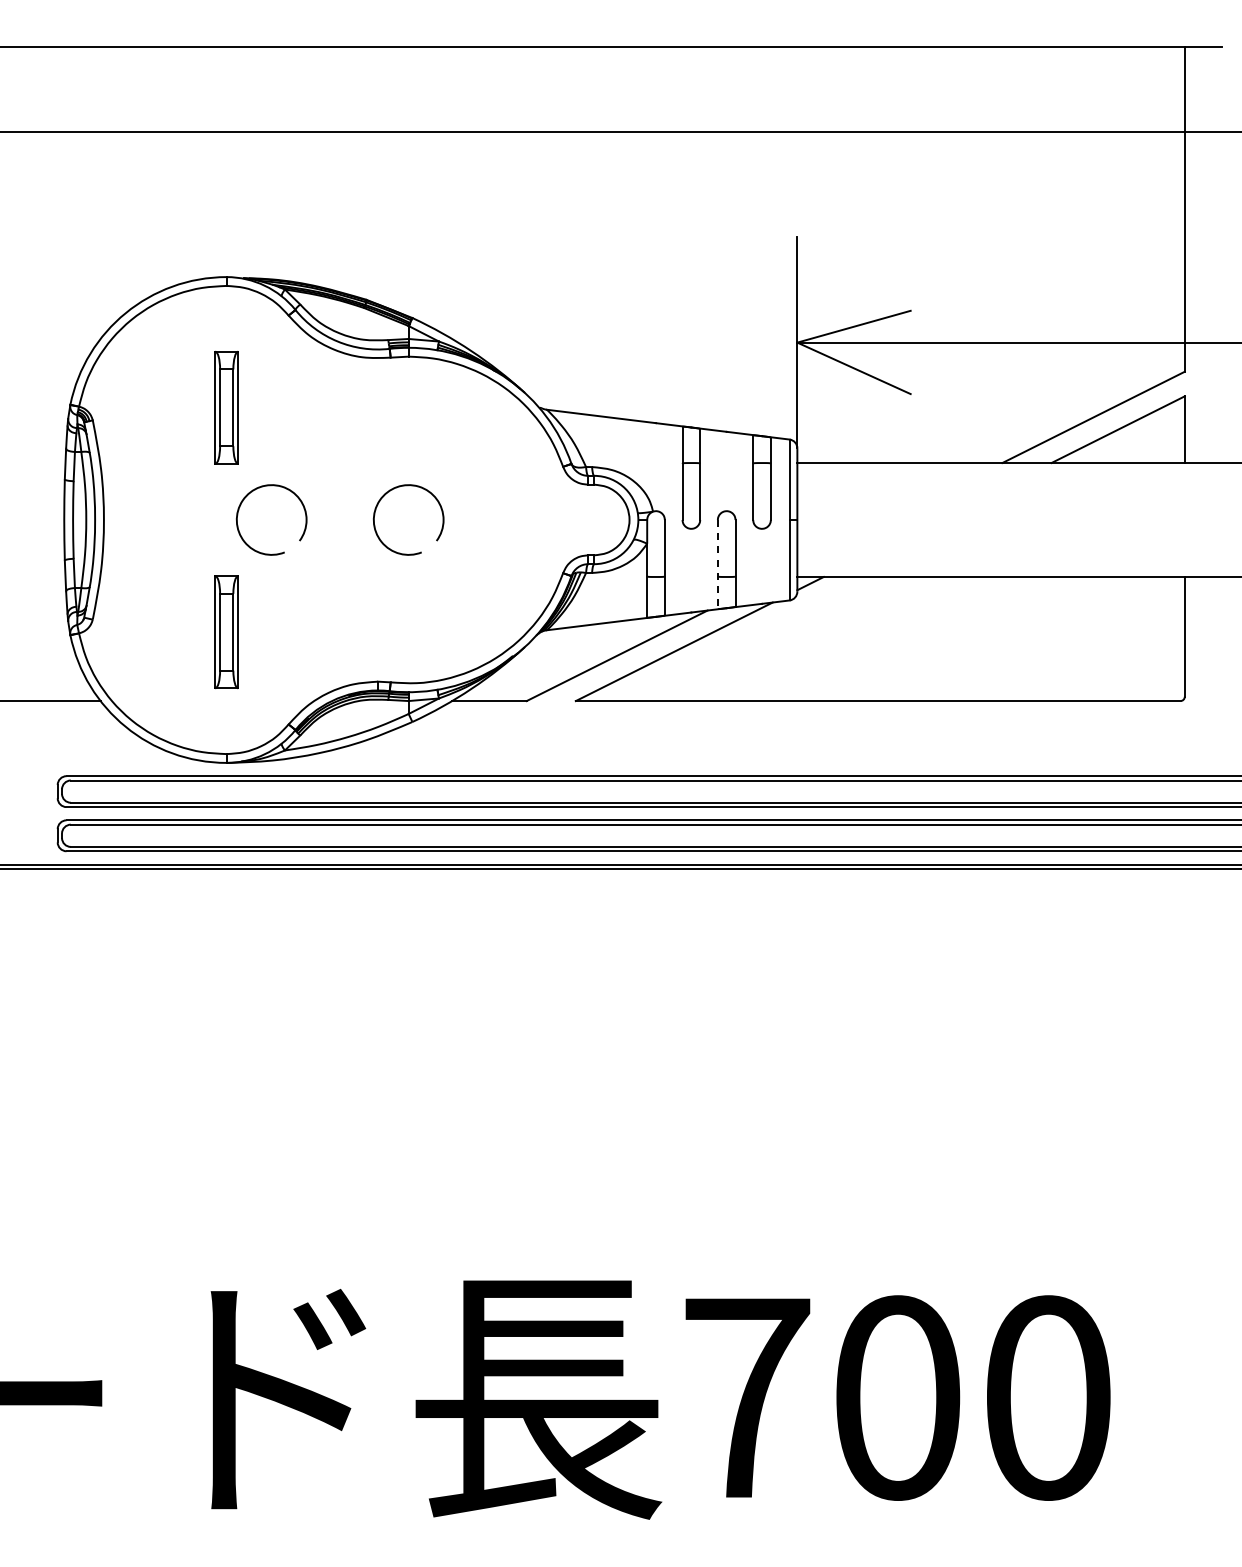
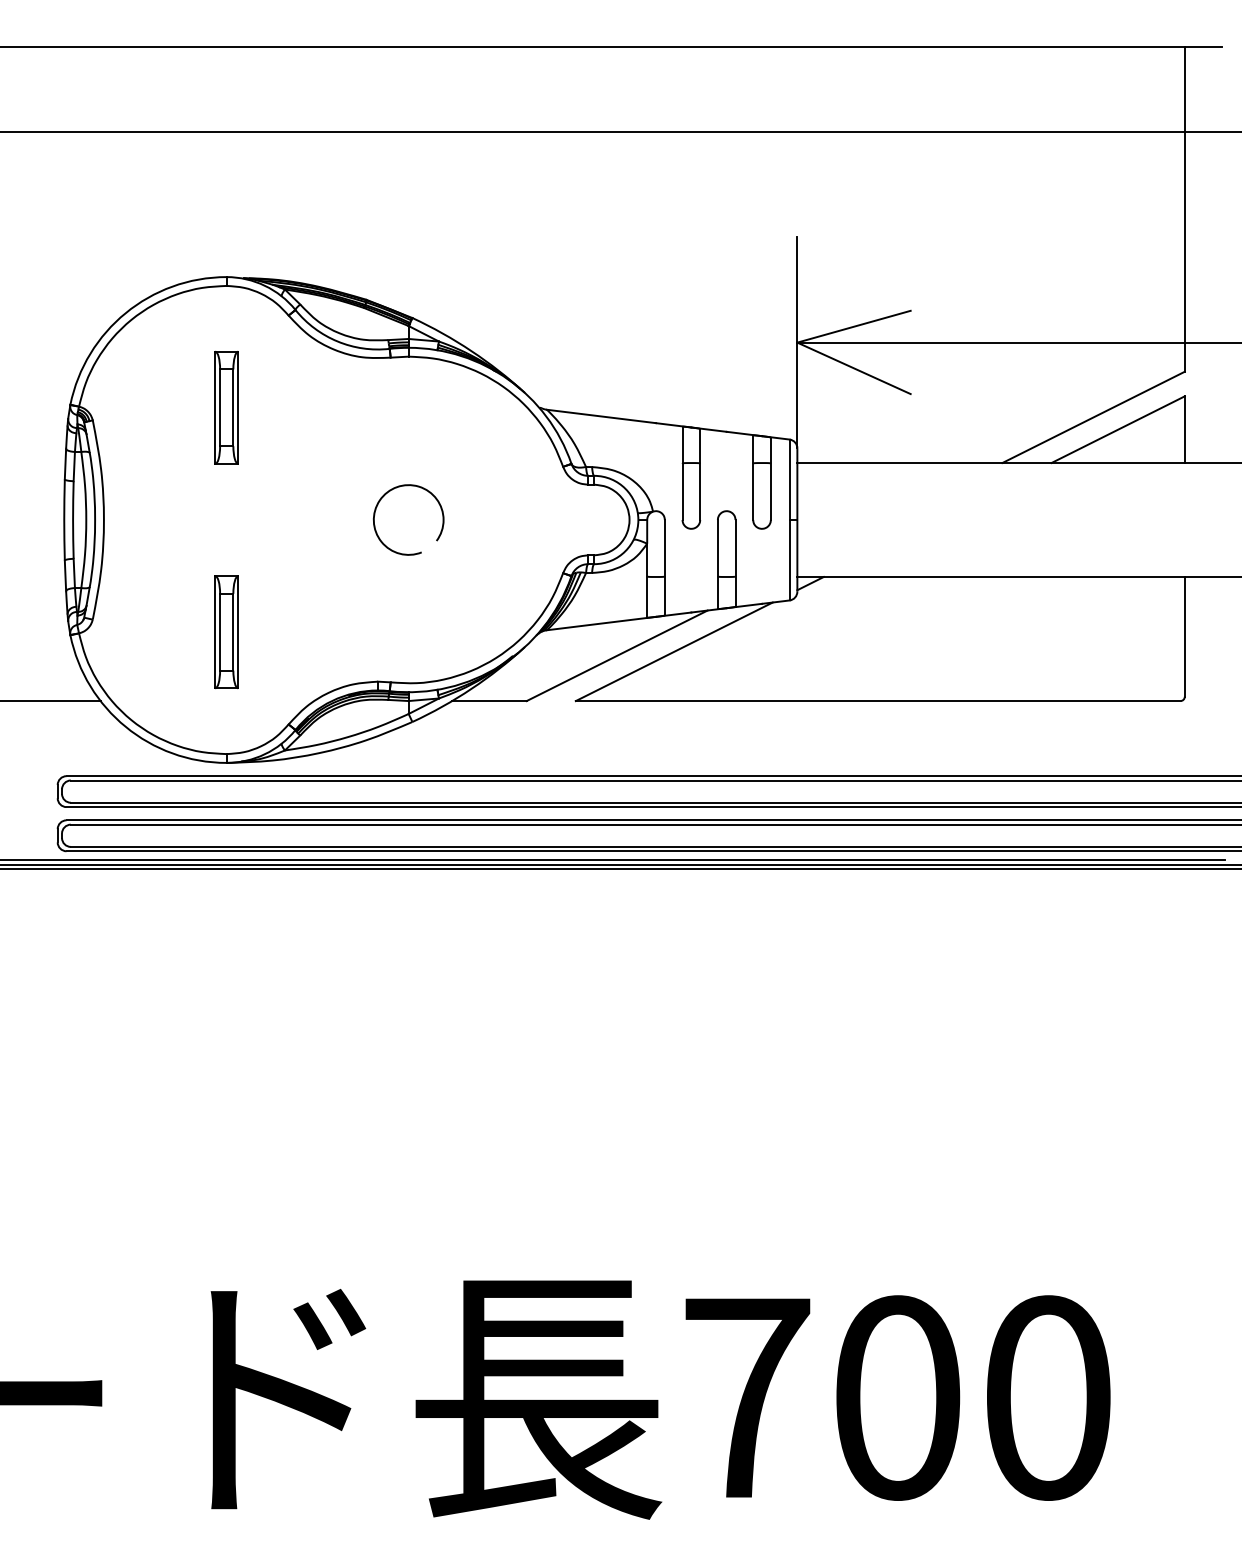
part: present -> none (271, 486)
line: dashed -> solid (717, 564)
line: none -> present (613, 860)
